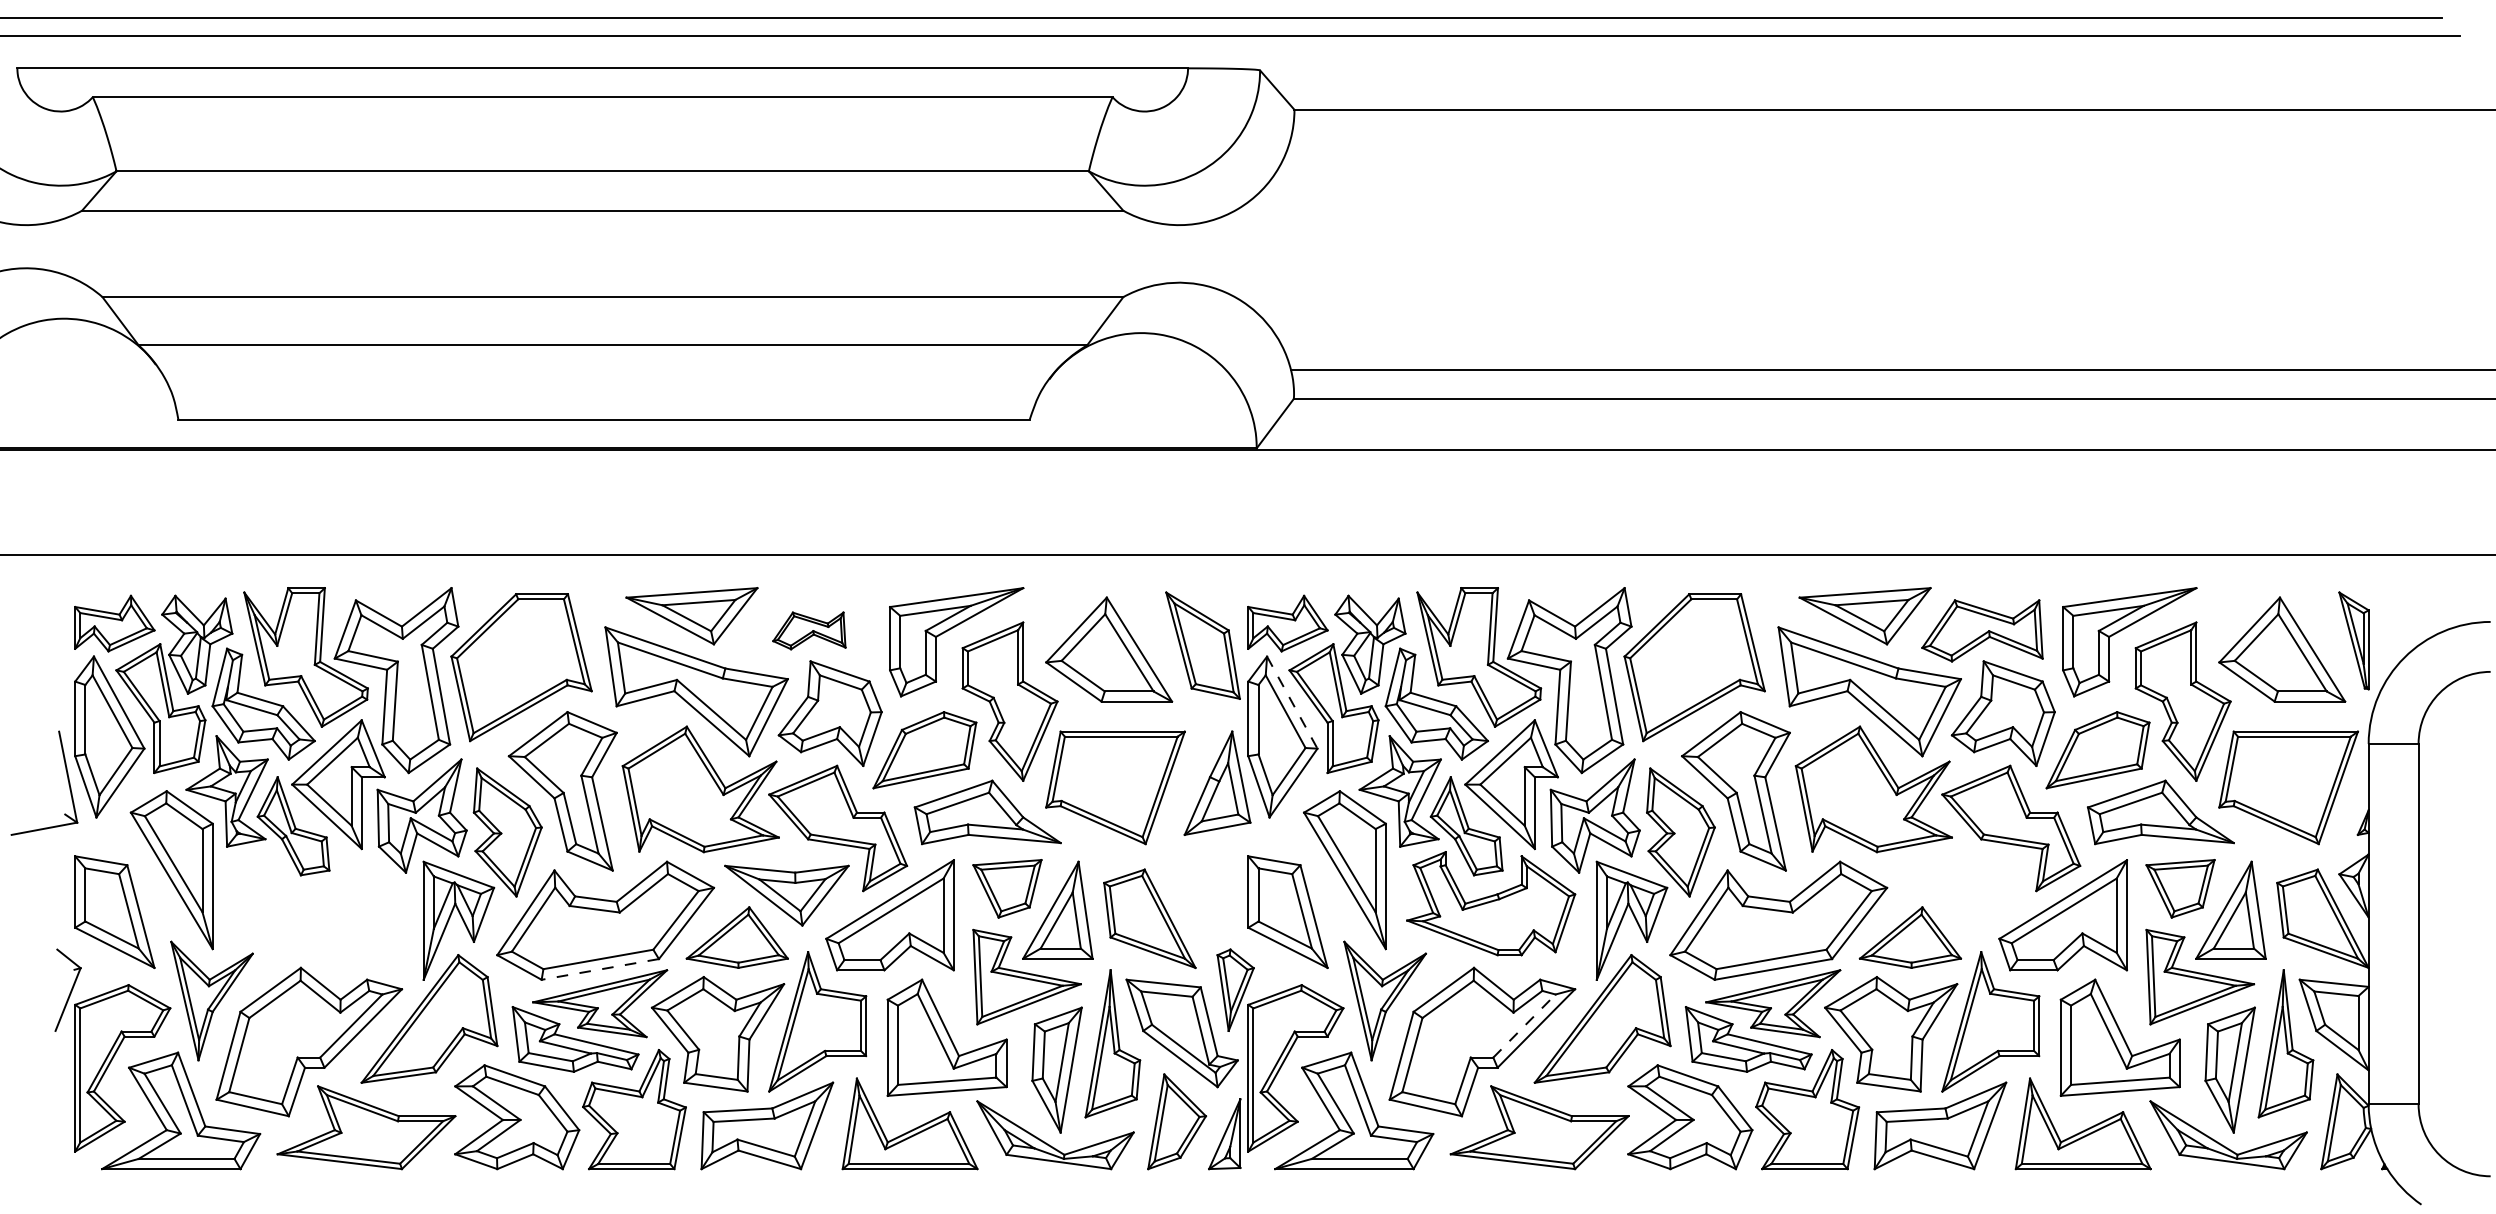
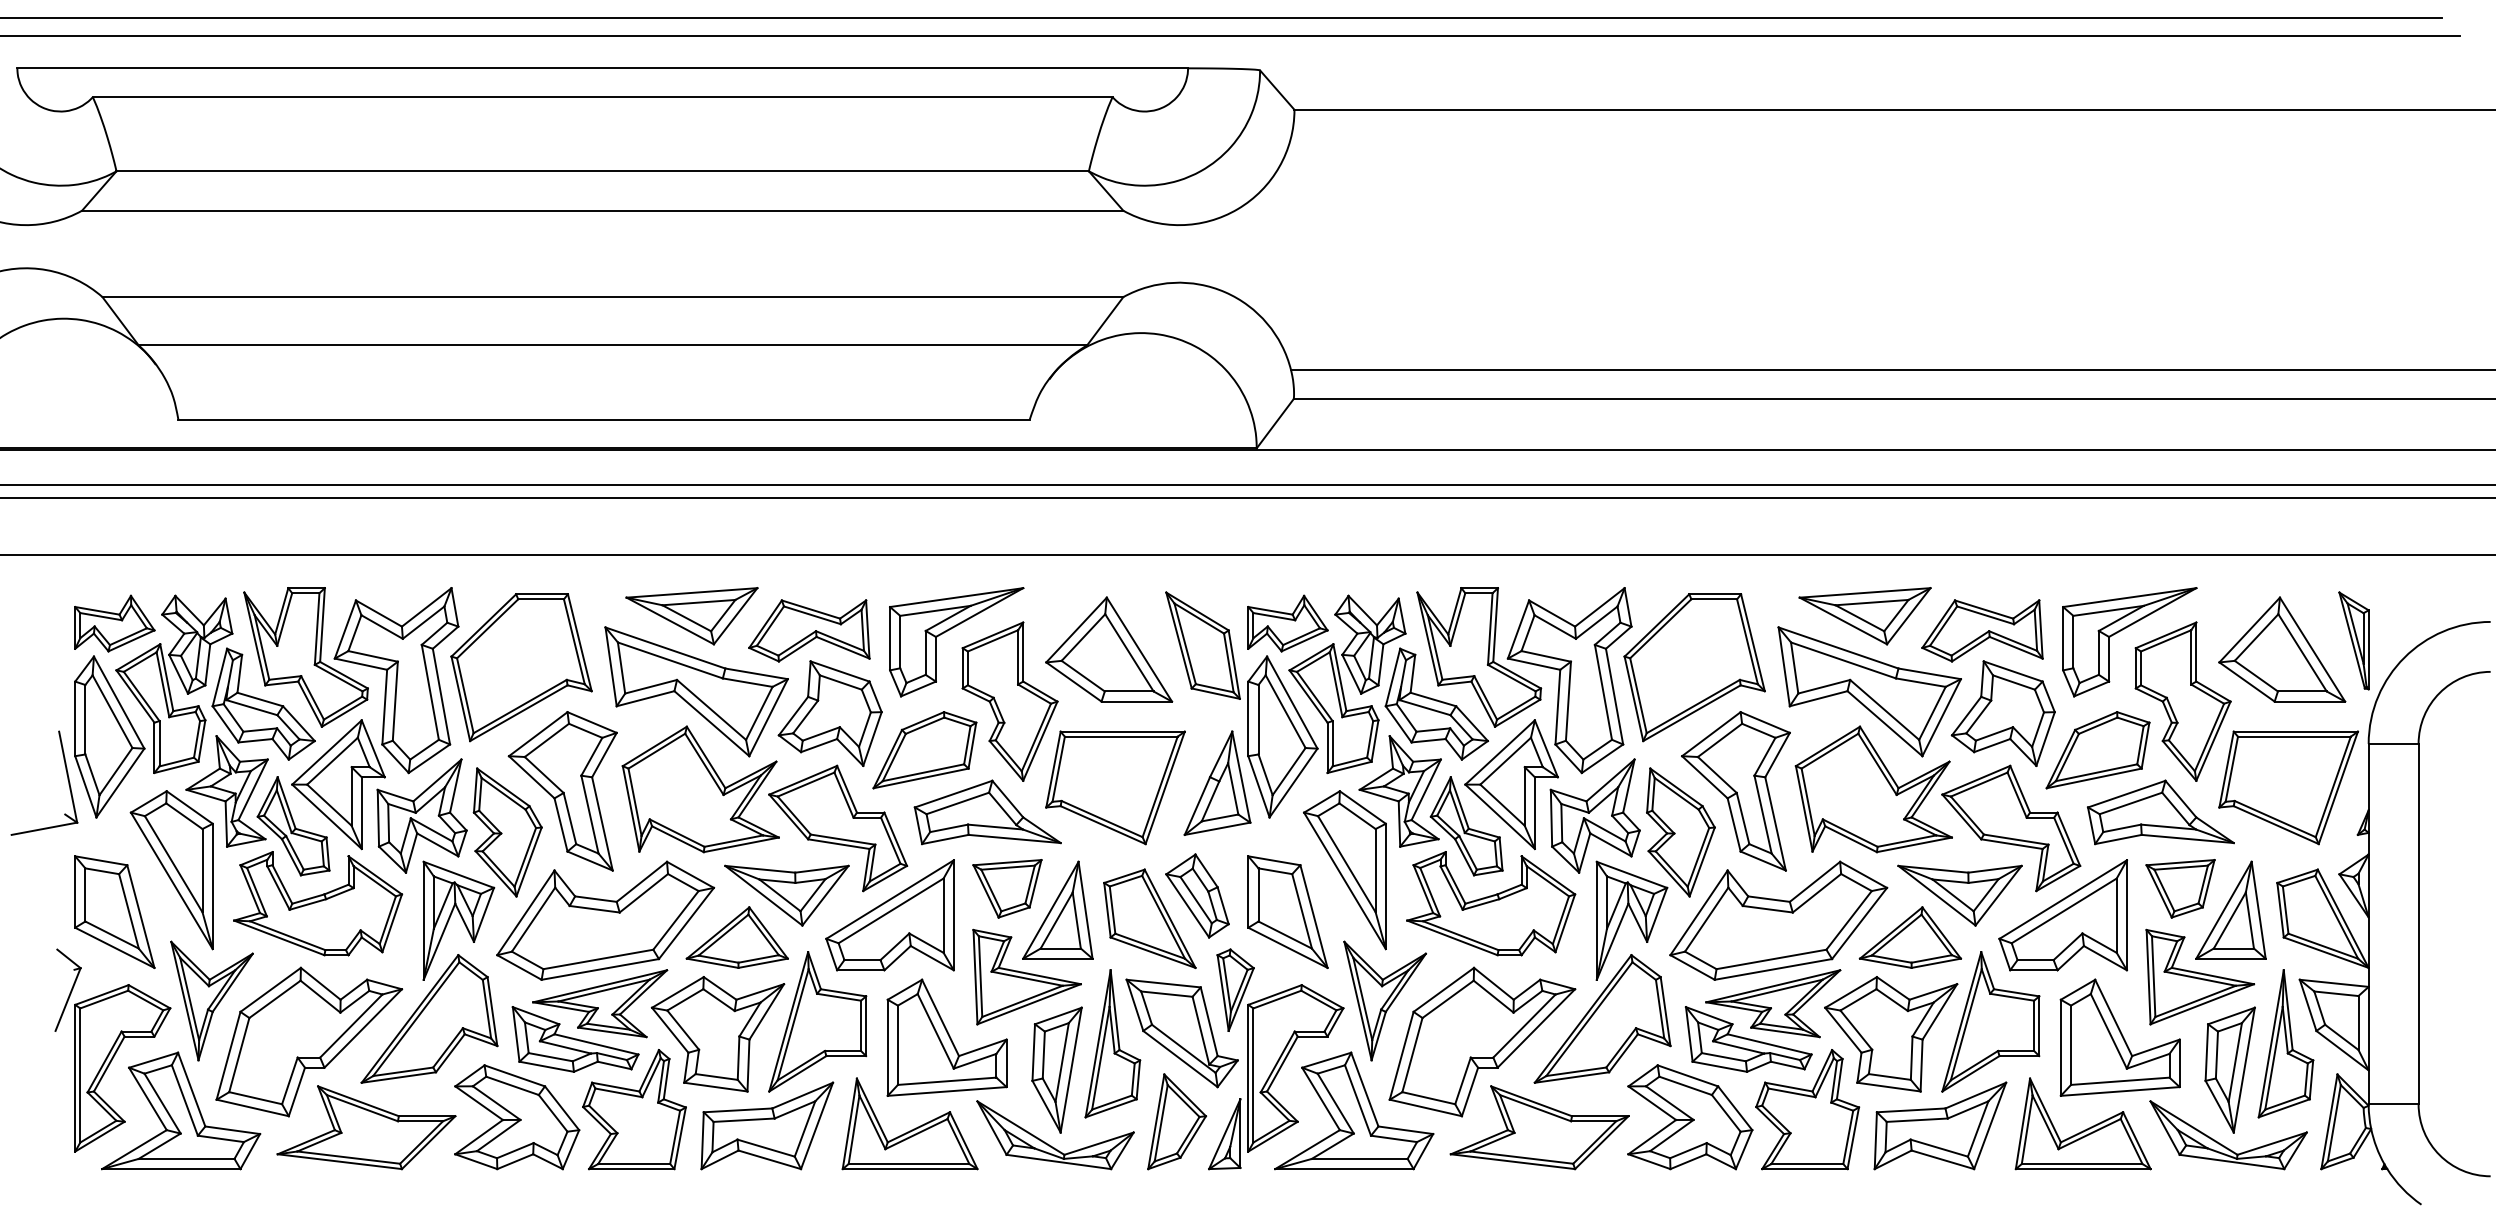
line: none -> present (1247, 484)
line: none -> present (1247, 497)
part size: 75x40 px -> 123x64 px (809, 630)
line: dashed -> solid (1292, 703)
part: none -> present (1197, 895)
part: none -> present (1959, 895)
part: none -> present (318, 903)
line: dashed -> solid (600, 969)
line: dashed -> solid (1524, 1025)
